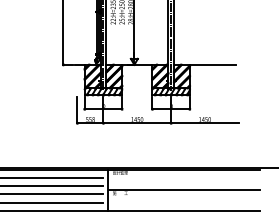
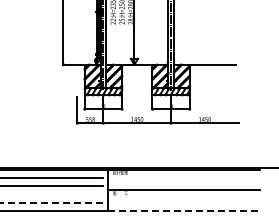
line: present -> none (52, 194)
line: solid -> dashed (51, 202)
line: solid -> dashed (184, 210)
